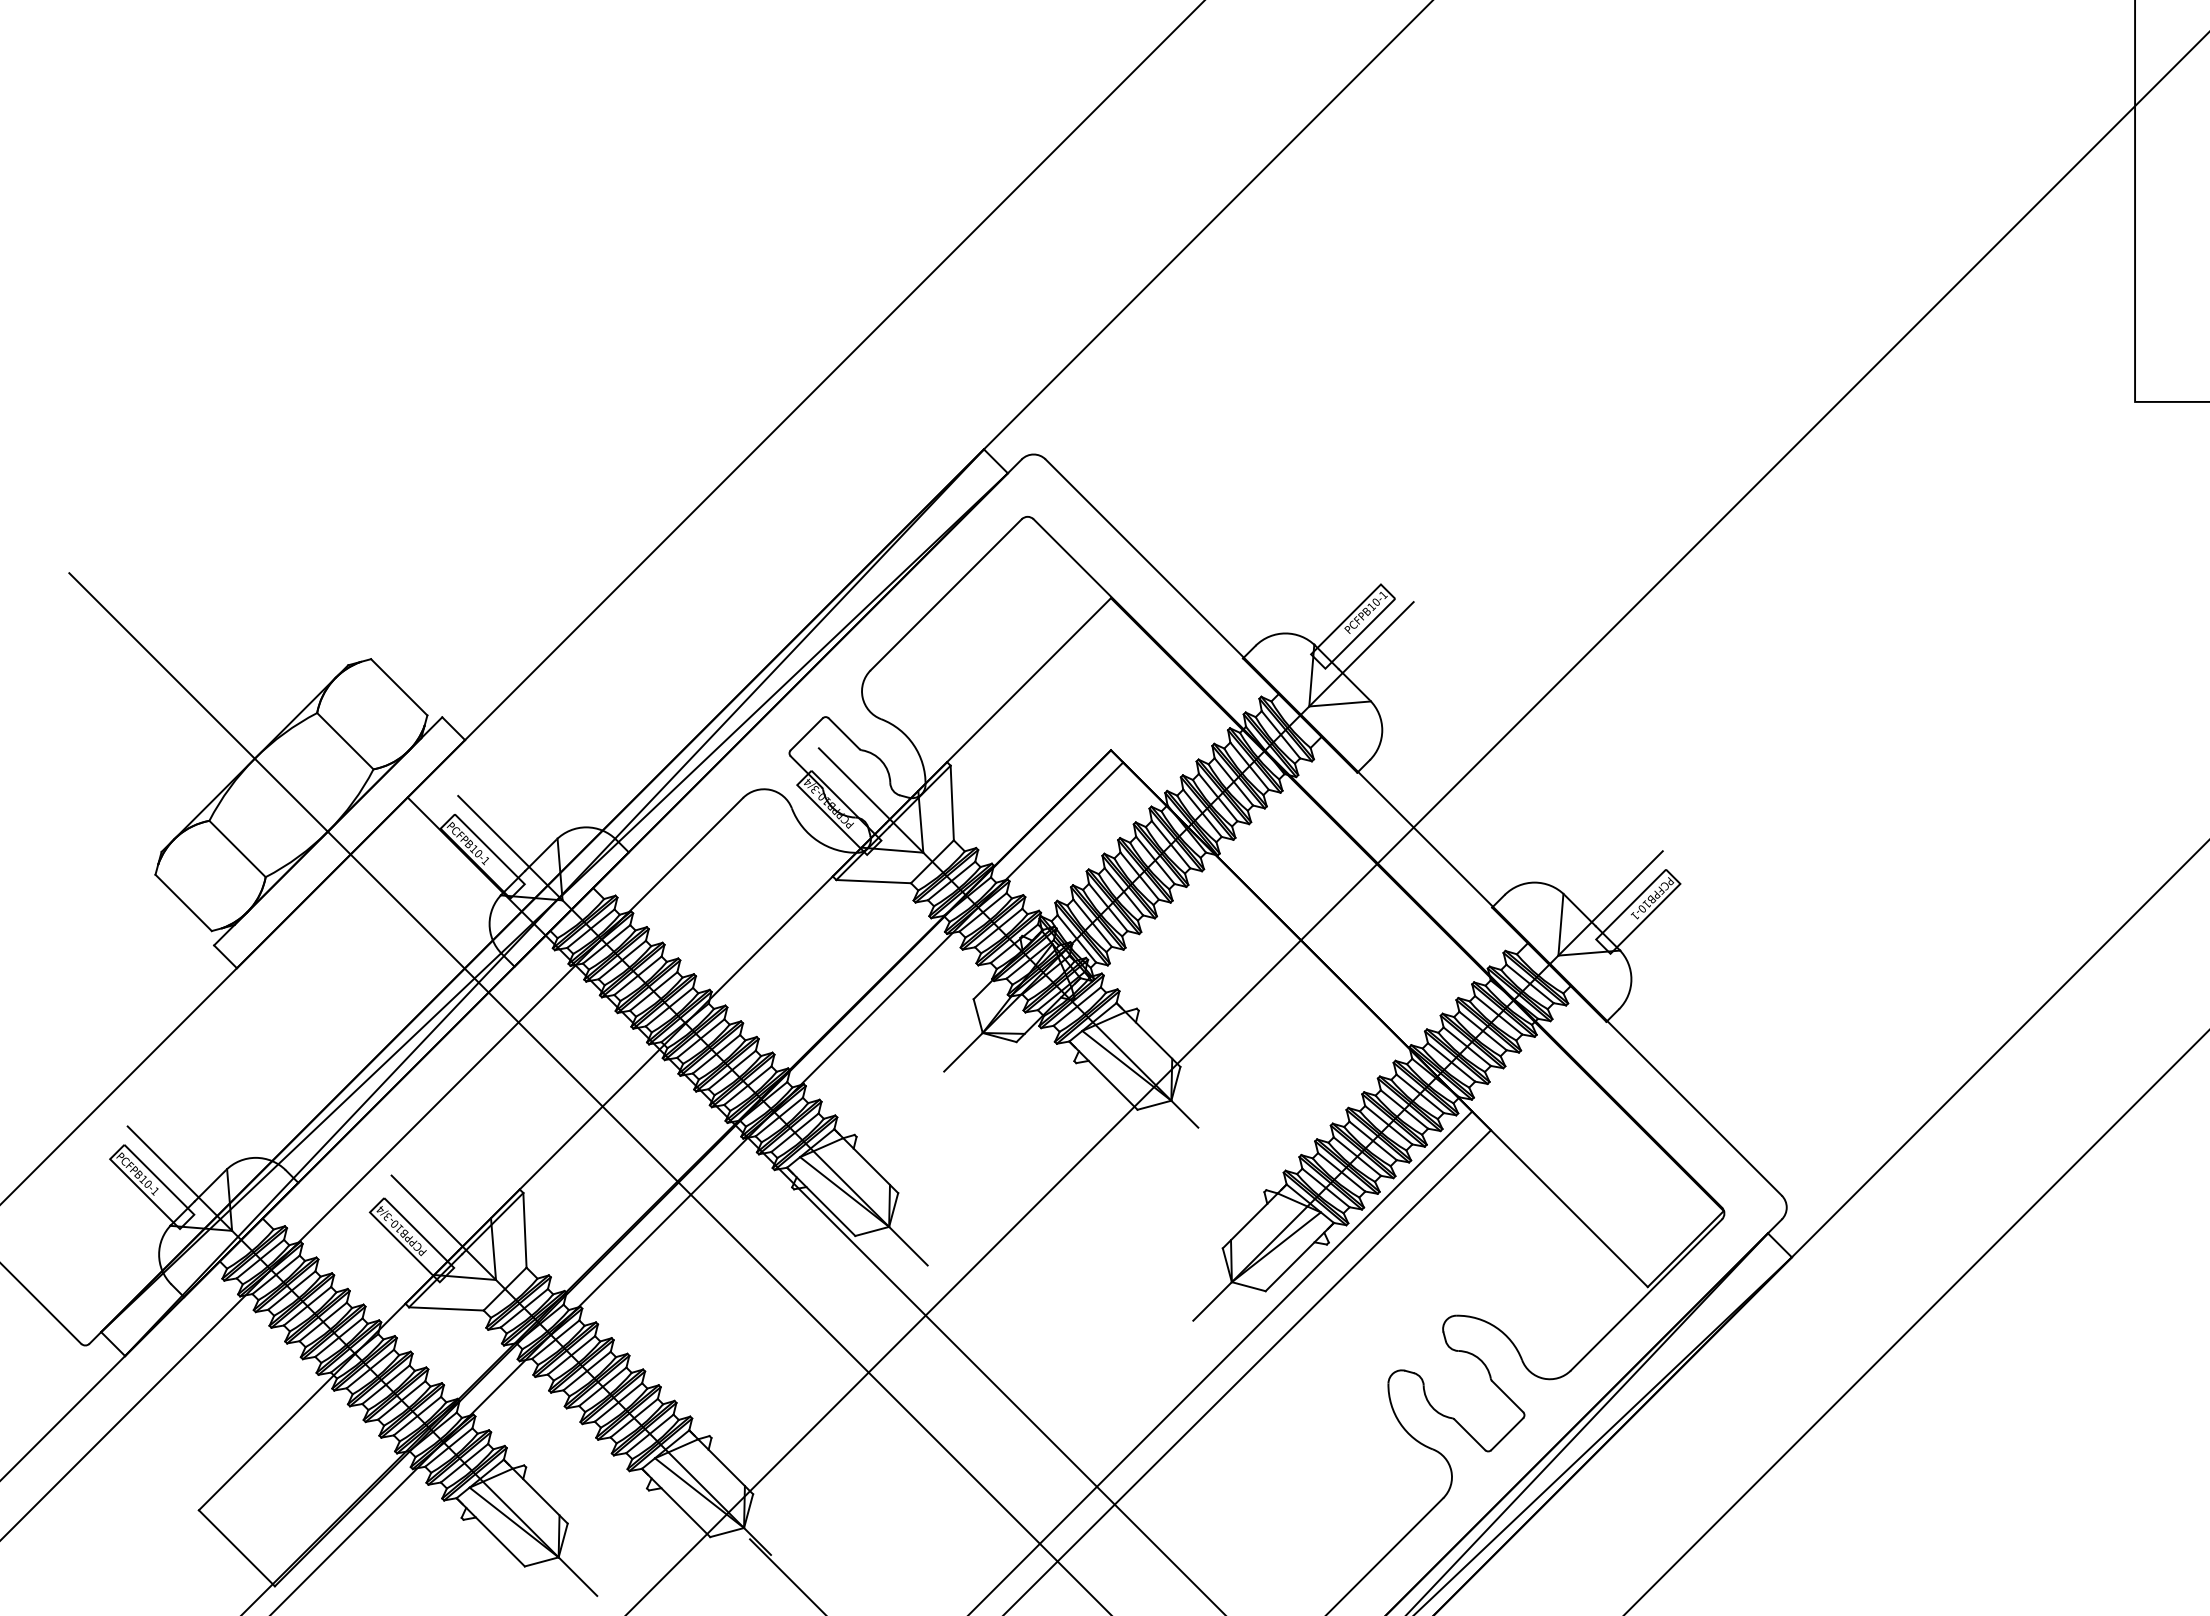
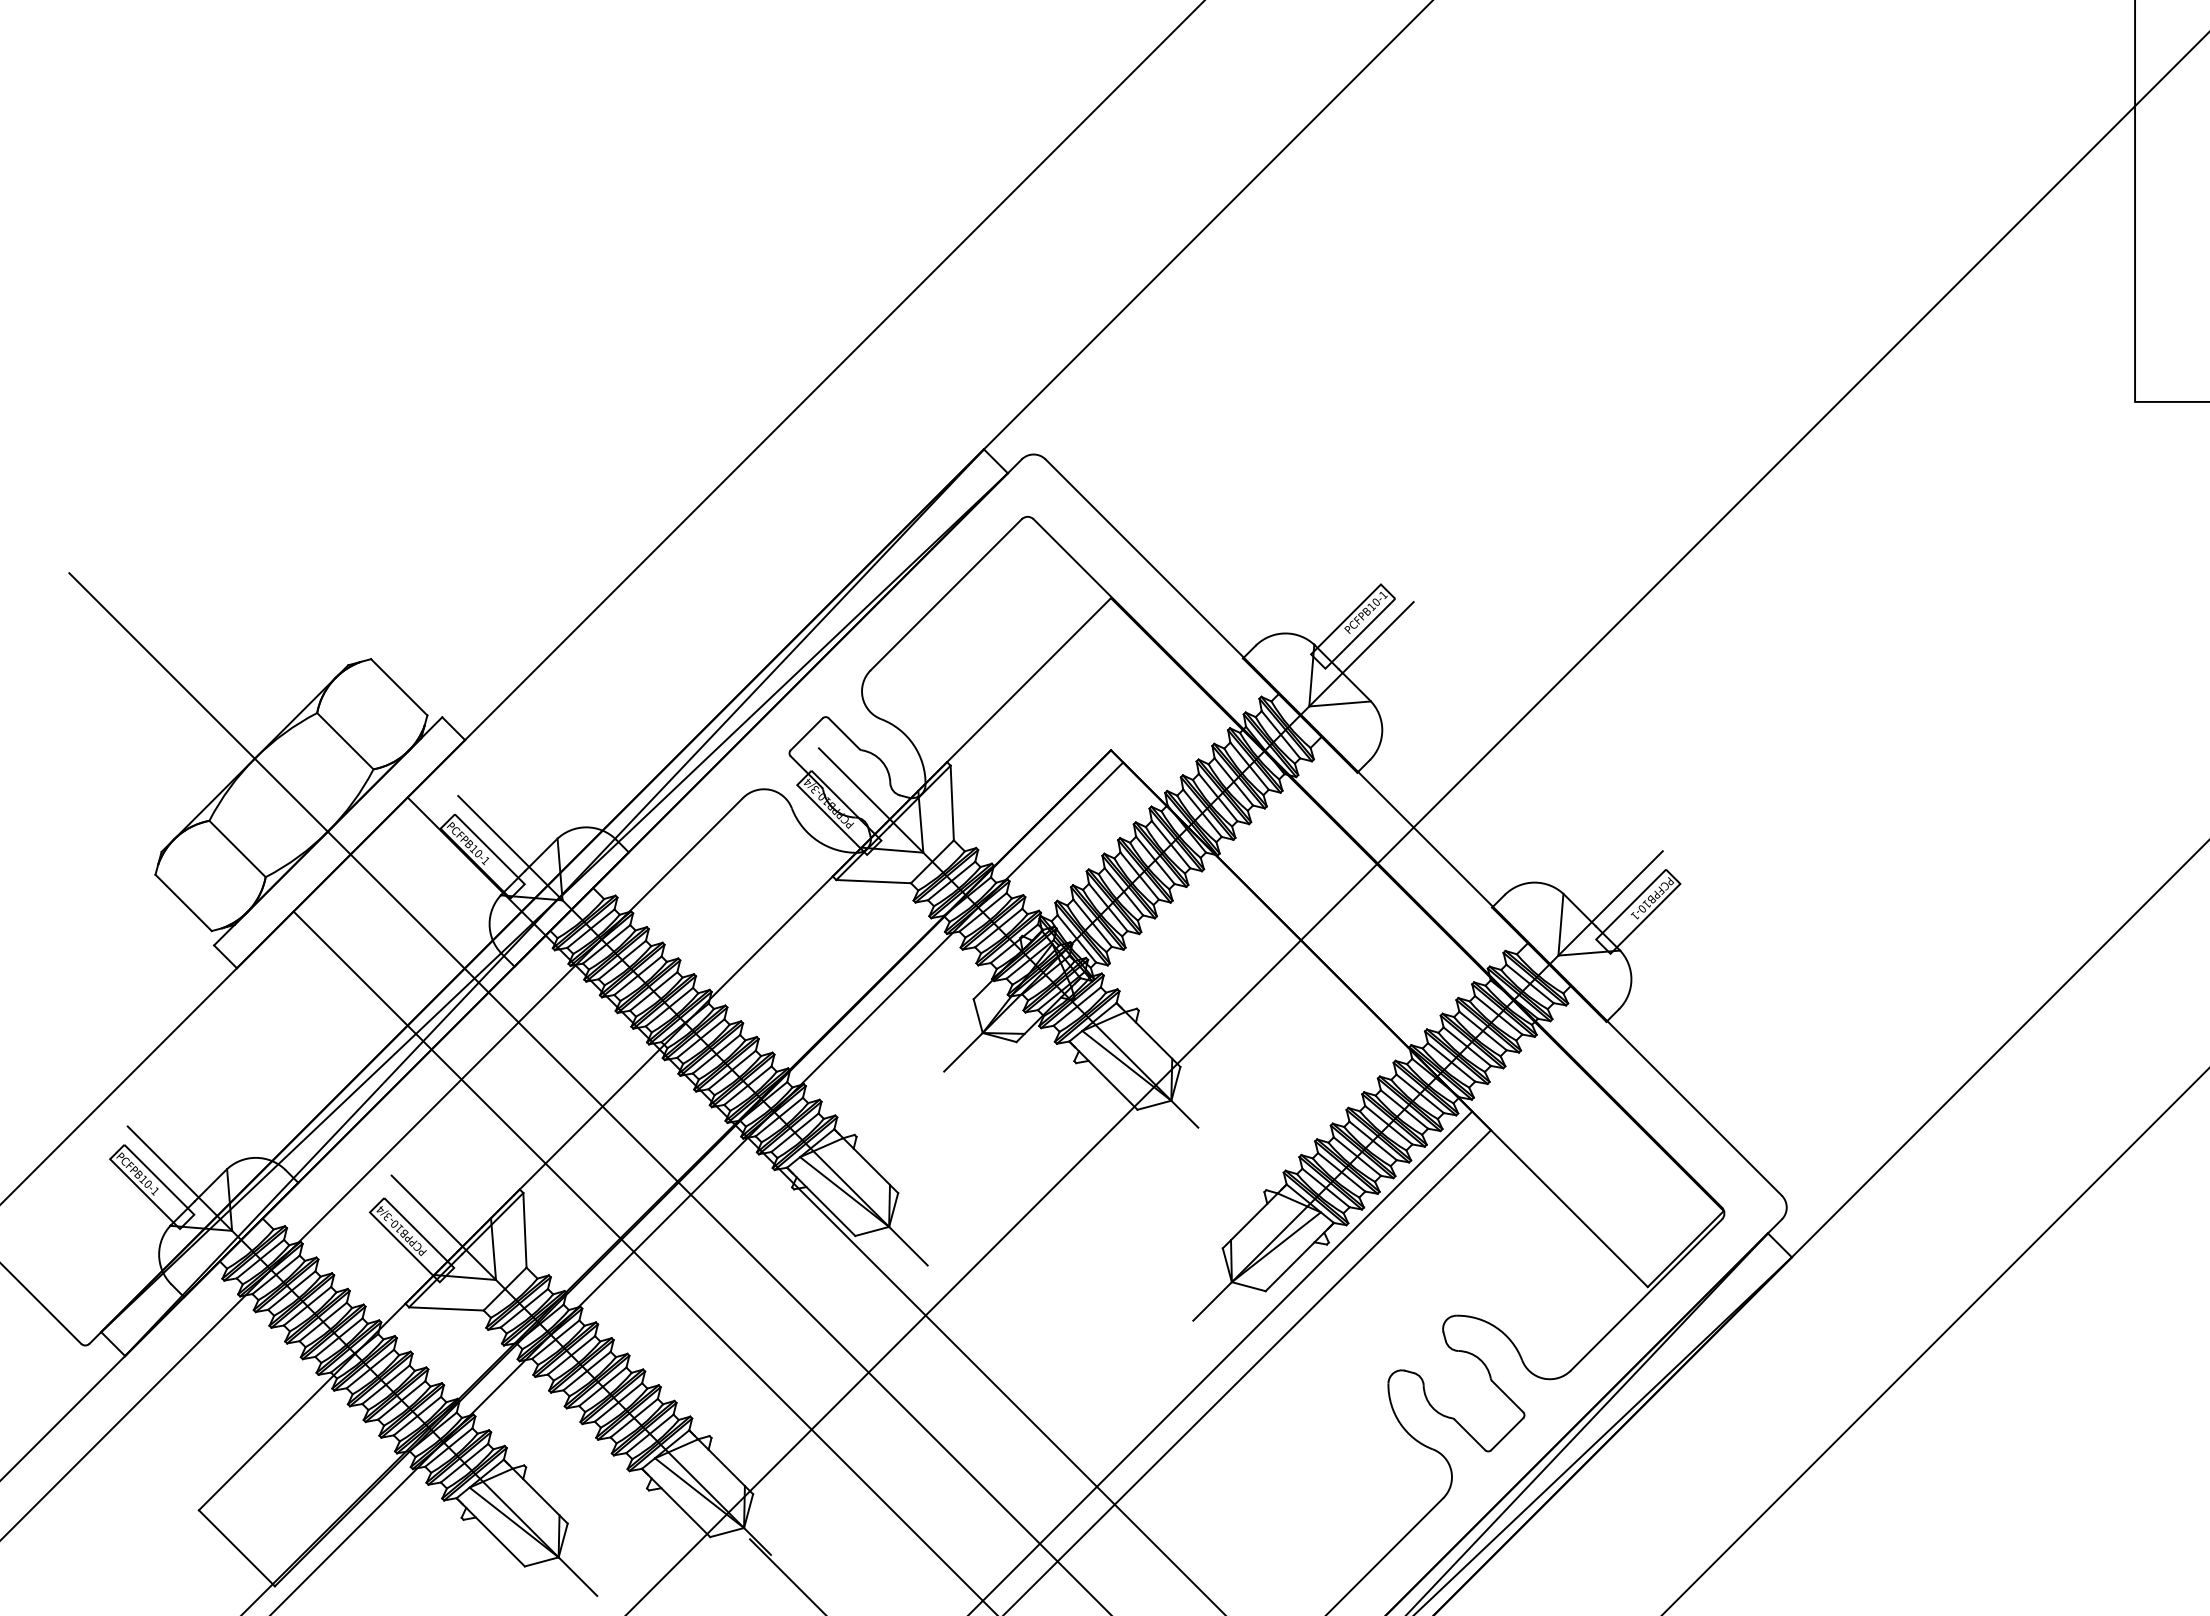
line: none -> present (643, 1261)
line position: (1916, 1322) -> (1935, 1341) (1935, 1341)
